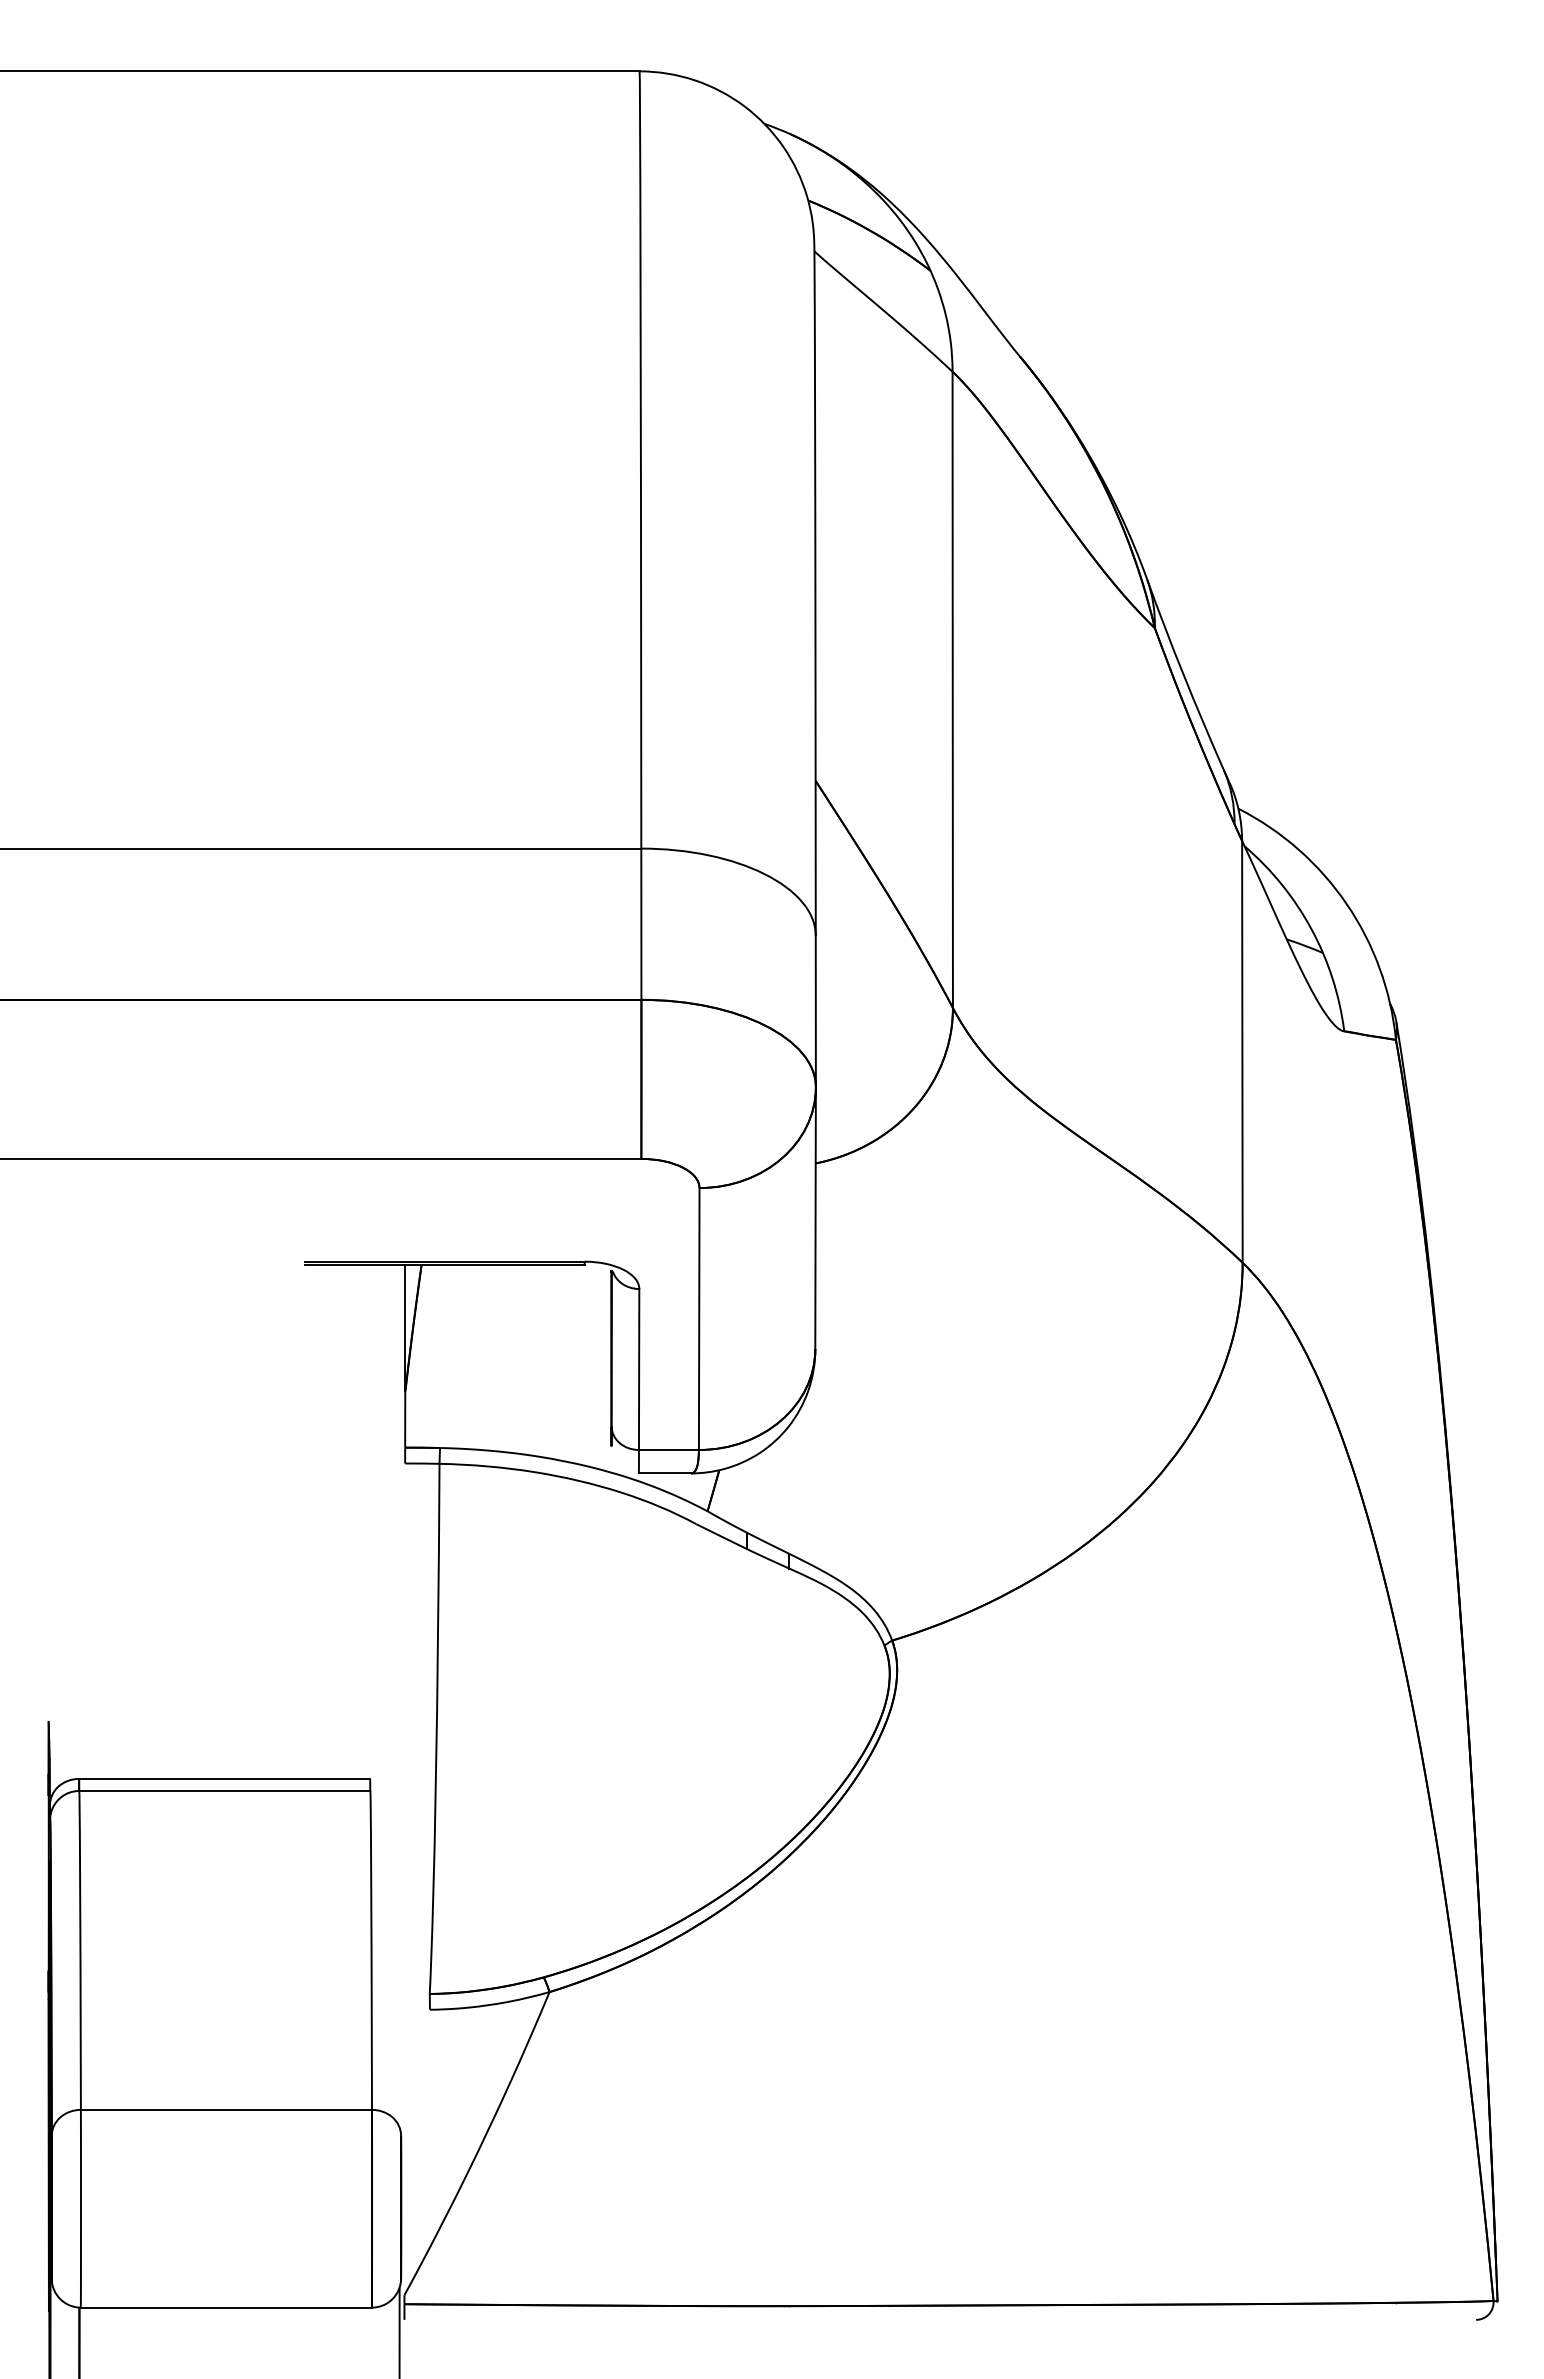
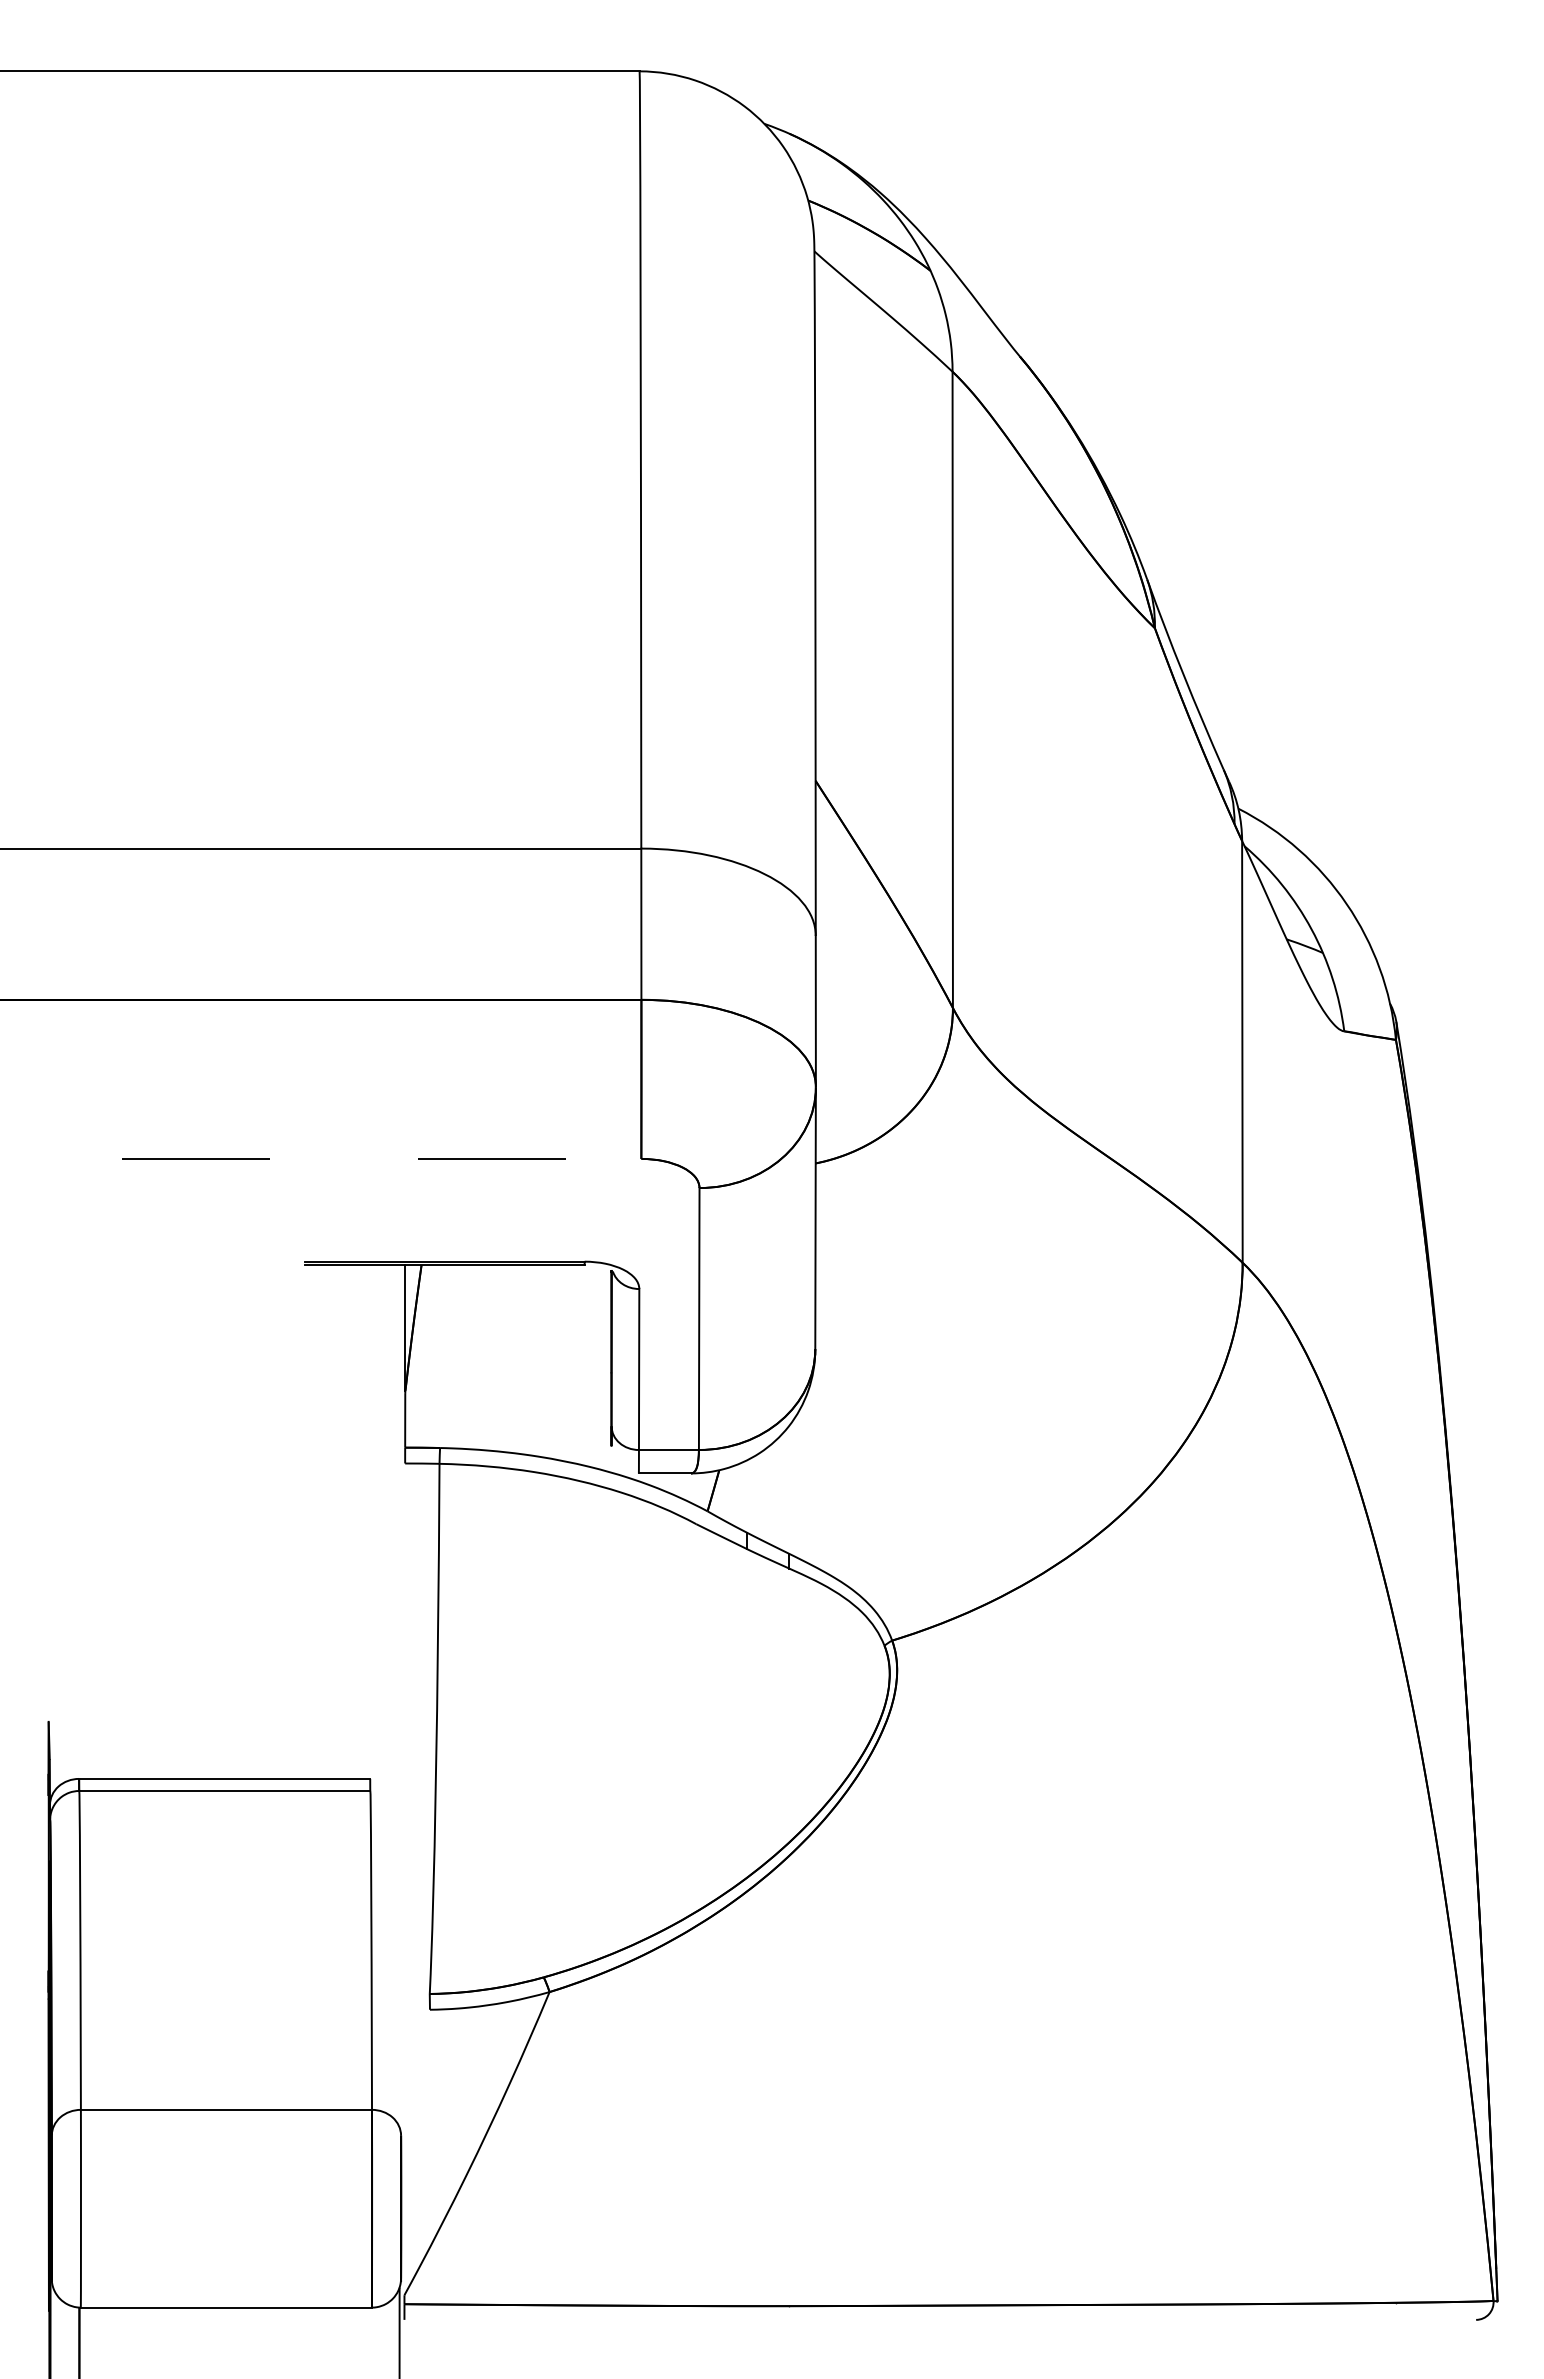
line: solid -> dashed (320, 1158)
